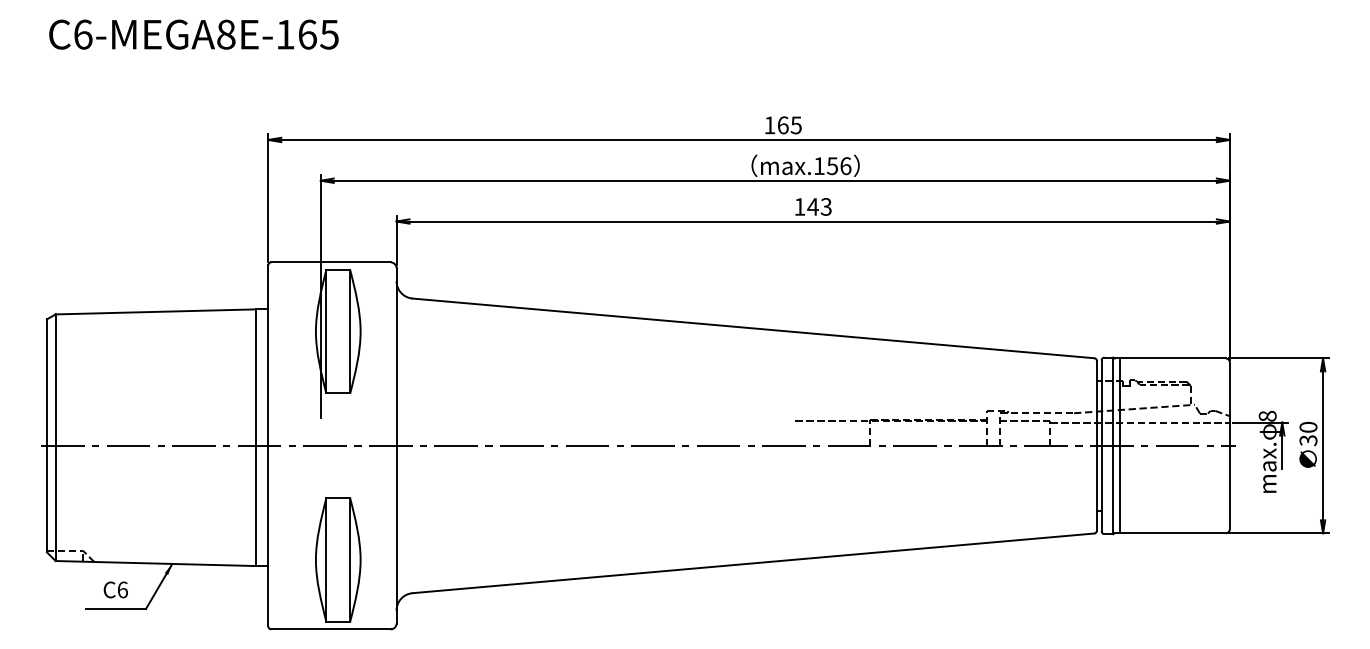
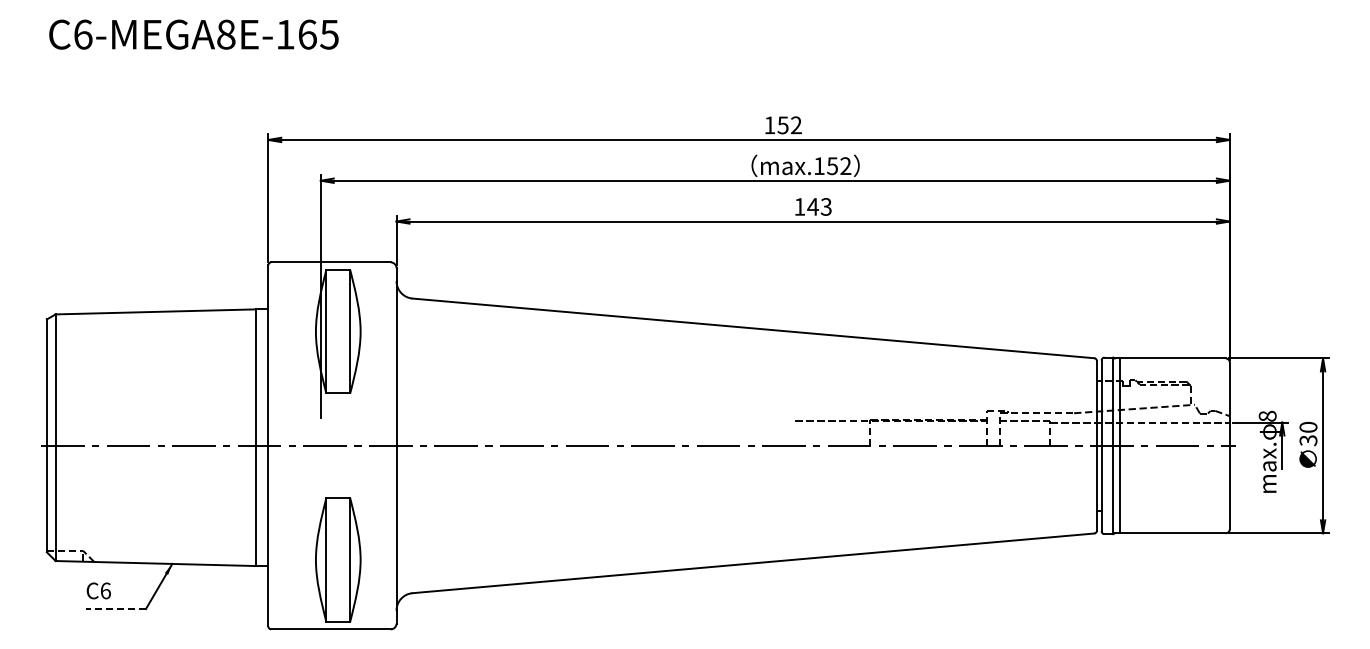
text: 165 -> 152 (789, 125)
text: max.156 -> max.152 (845, 166)
text position: (115, 589) -> (98, 590) (98, 590)
line: solid -> dashed (116, 609)
